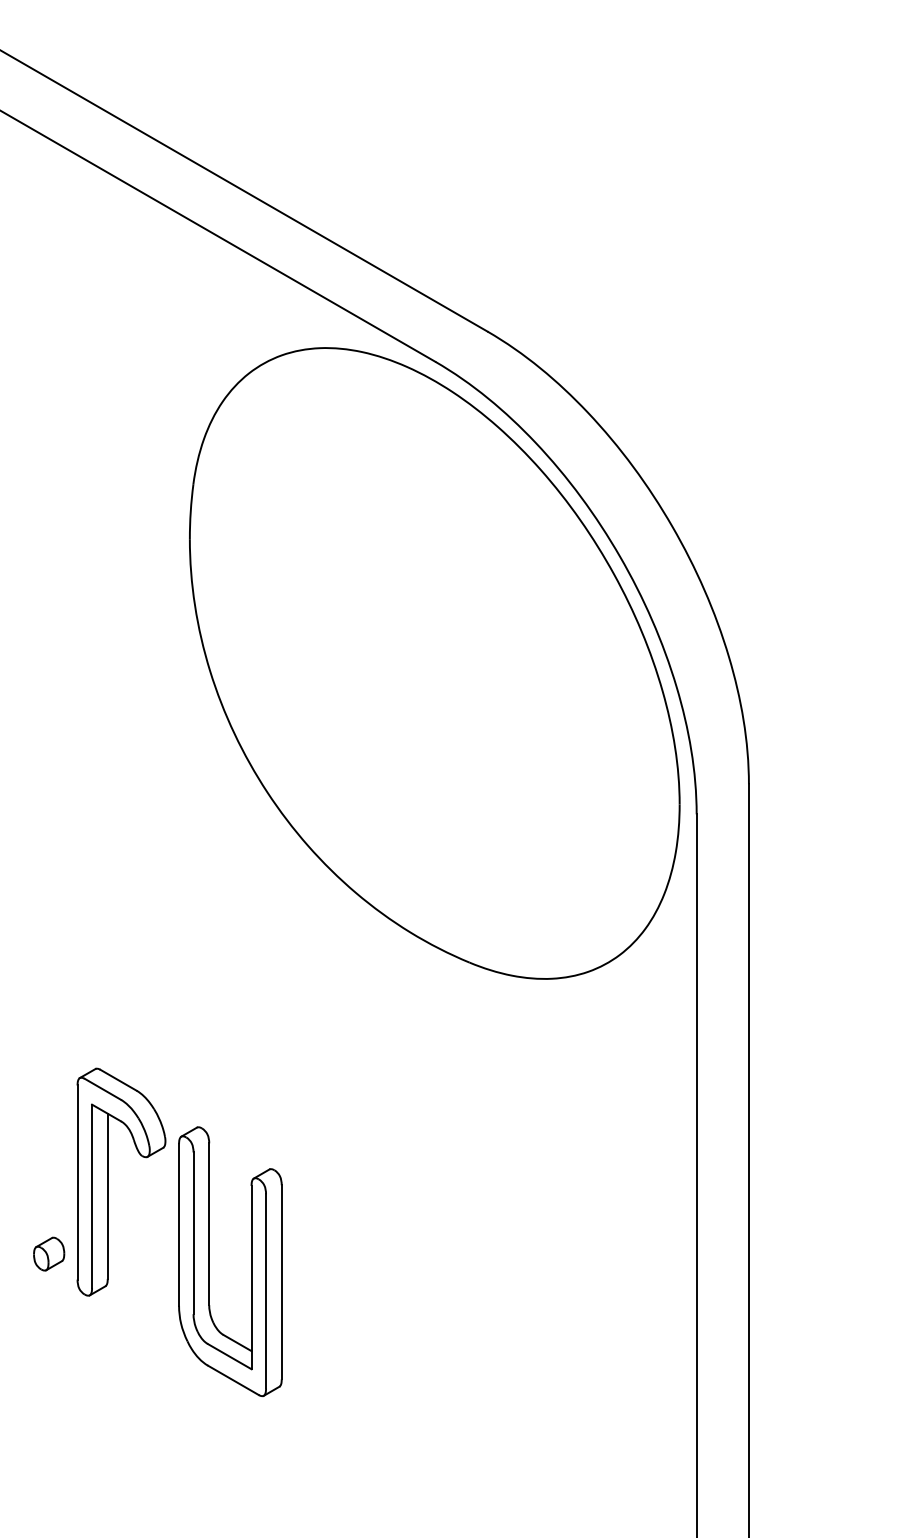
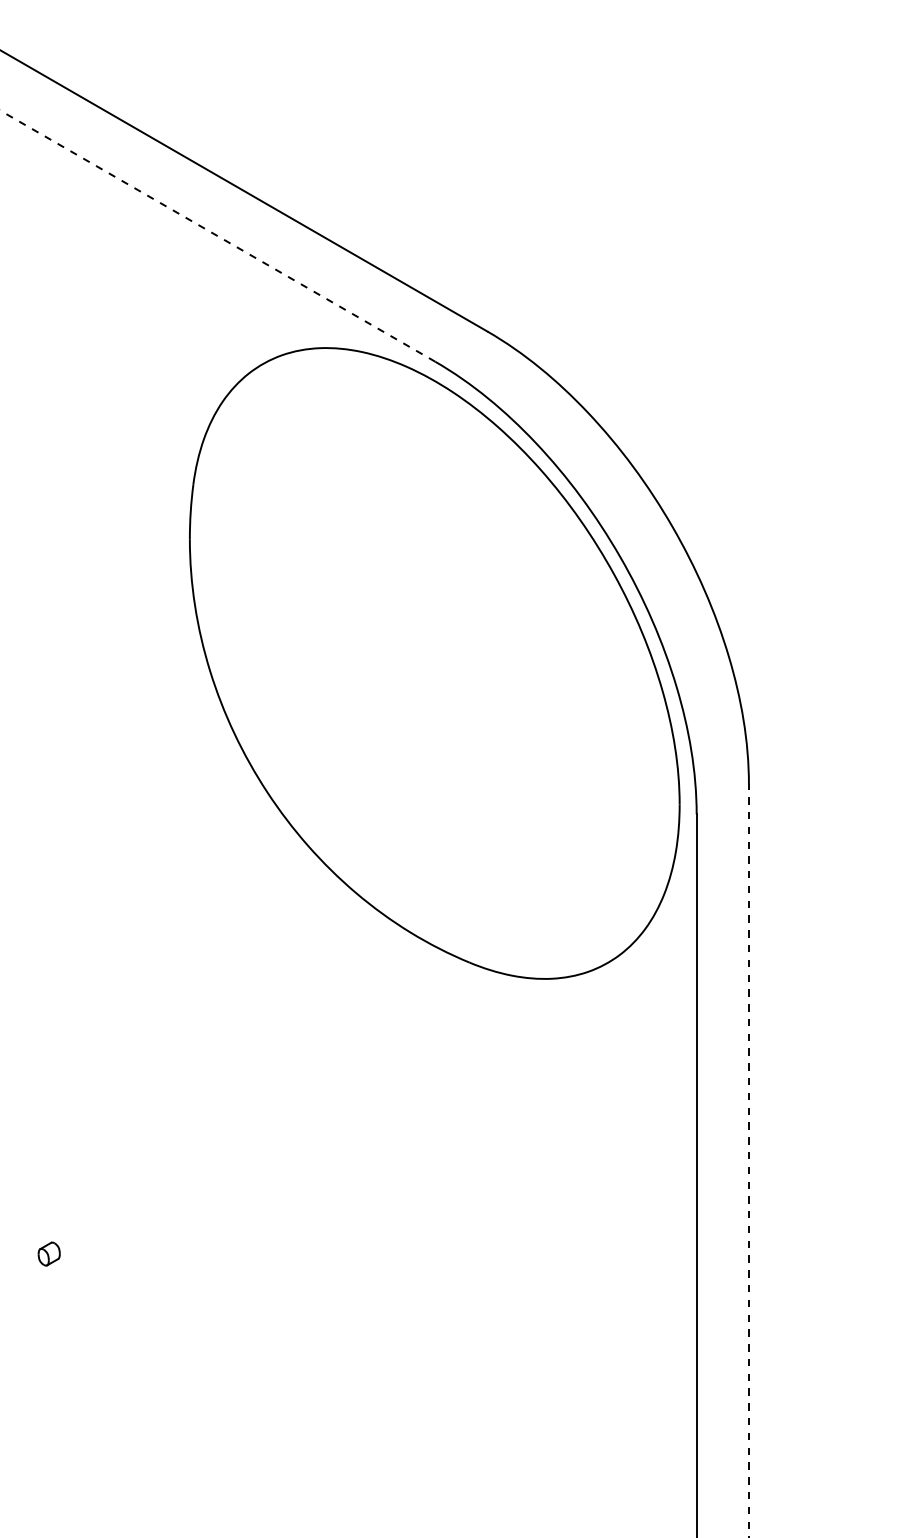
line: solid -> dashed (217, 236)
line: solid -> dashed (748, 1159)
part: present -> none (108, 1181)
part size: 33x36 px -> 24x26 px (48, 1253)
part: present -> none (209, 1261)
